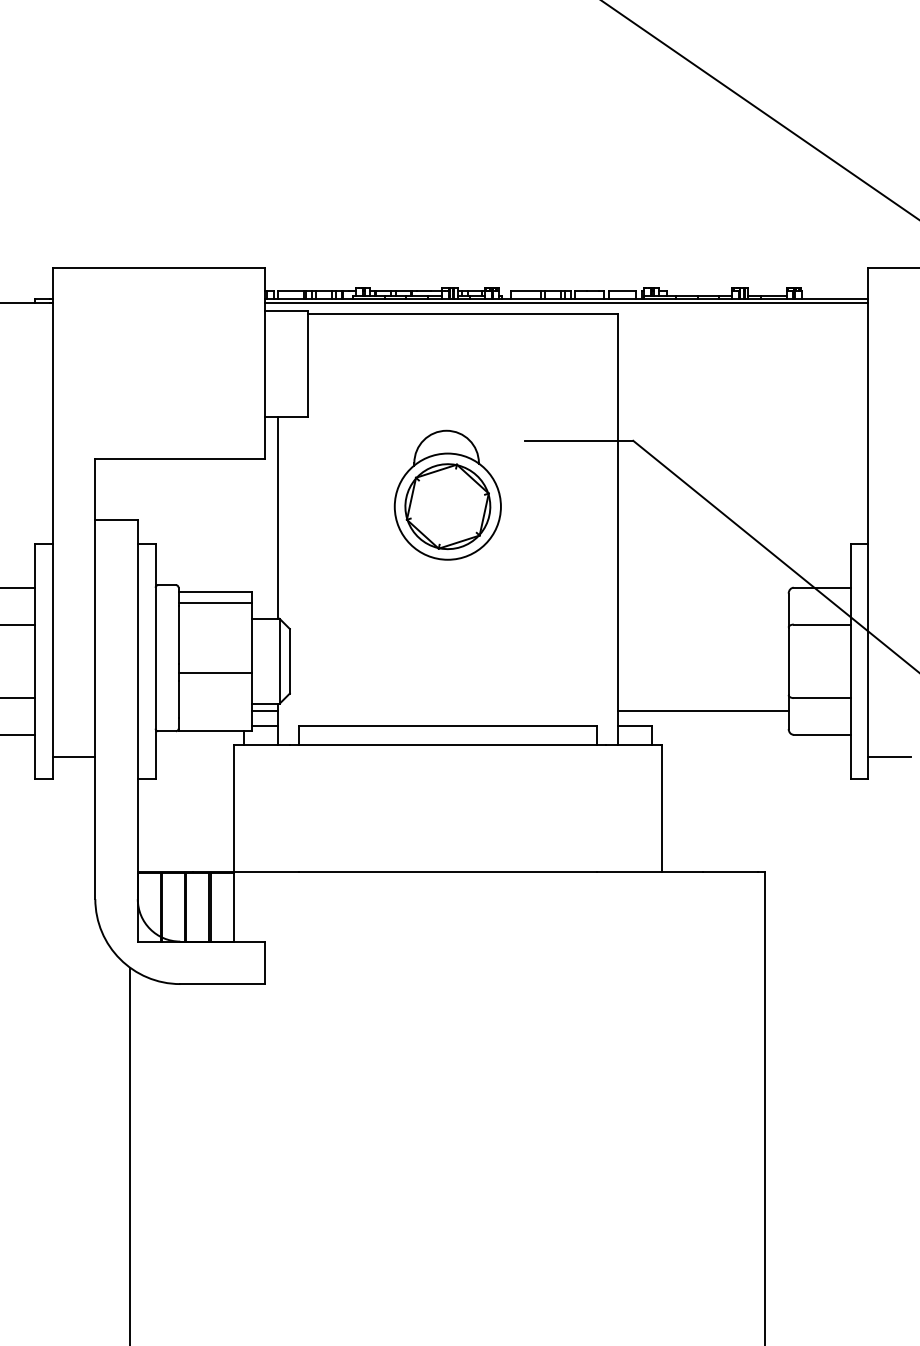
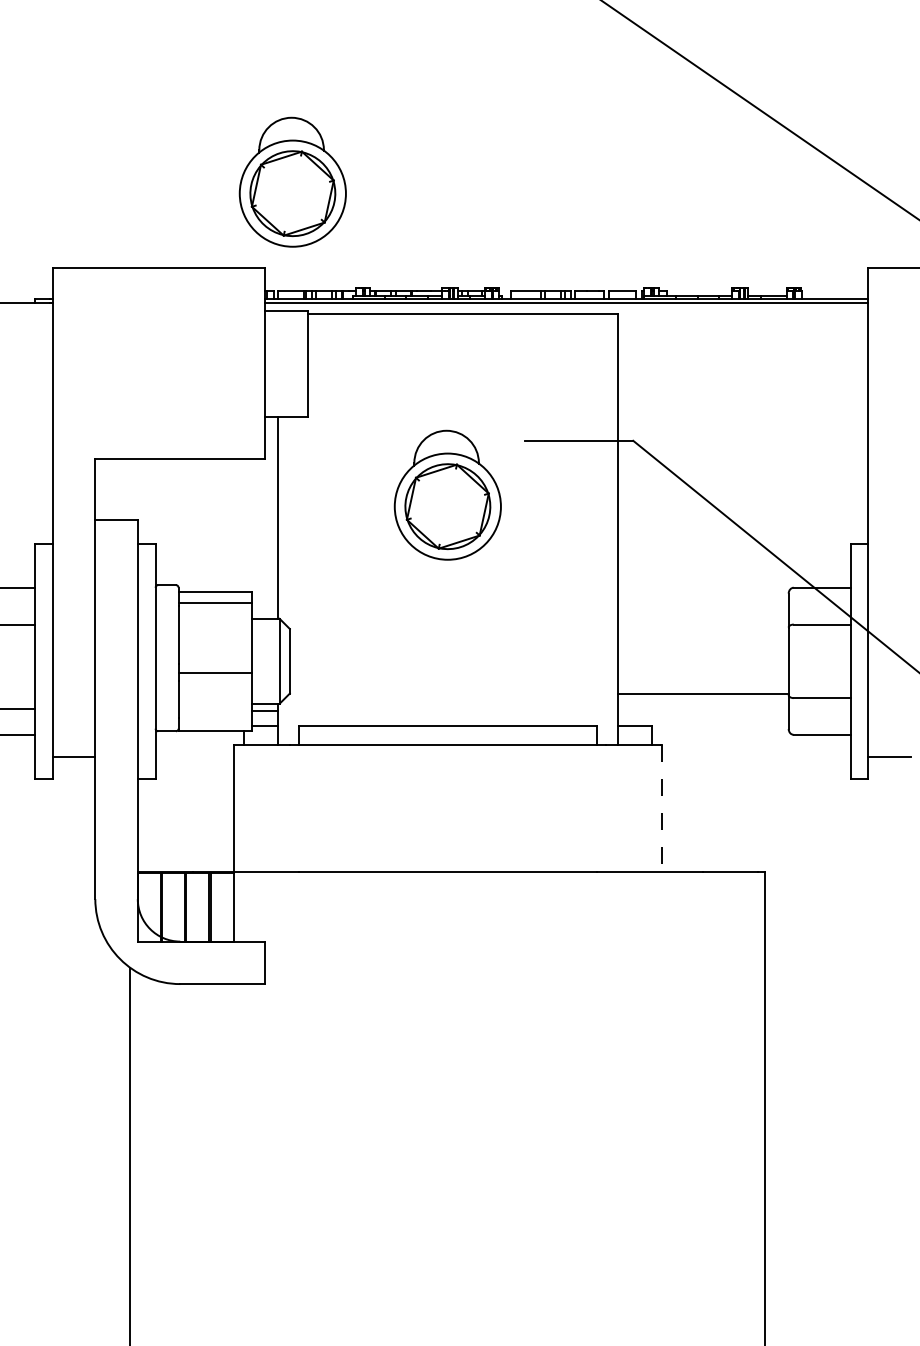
part: none -> present (292, 181)
line position: (18, 698) -> (18, 709) (18, 709)
line position: (702, 710) -> (702, 693) (702, 693)
line: solid -> dashed (661, 809)
